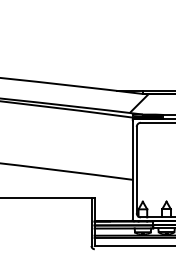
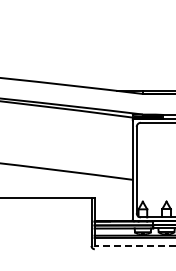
hatch: present -> none (138, 102)
line: solid -> dashed (134, 246)
